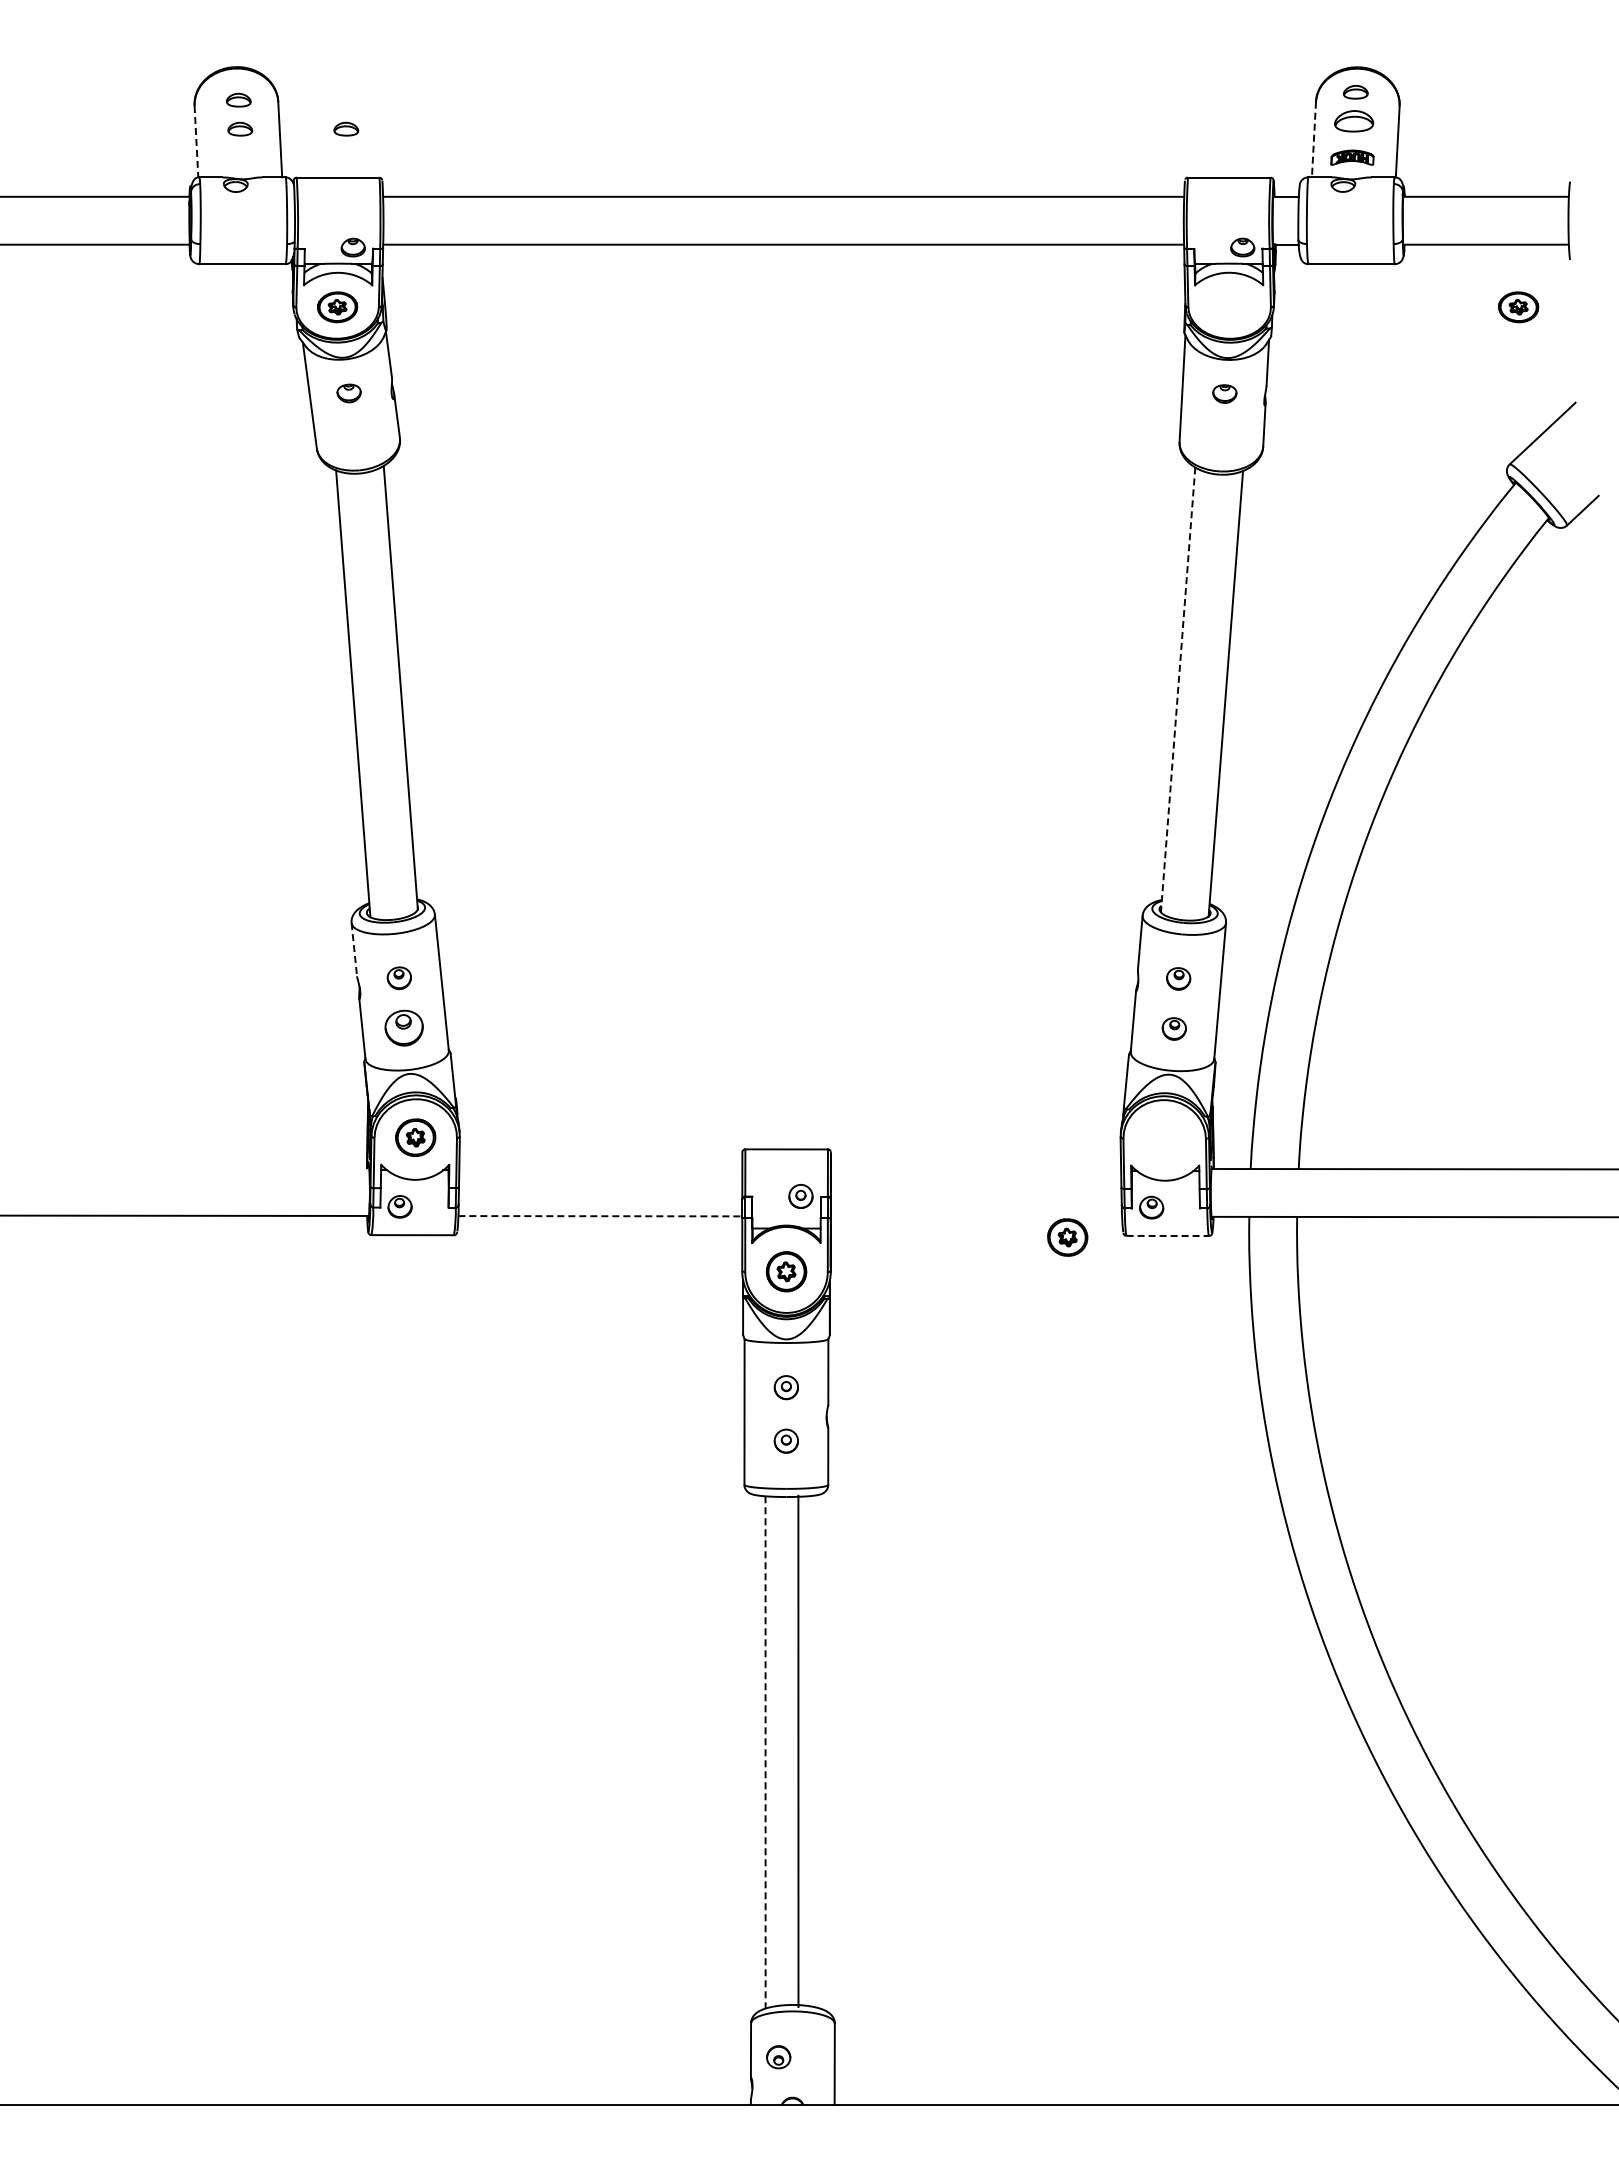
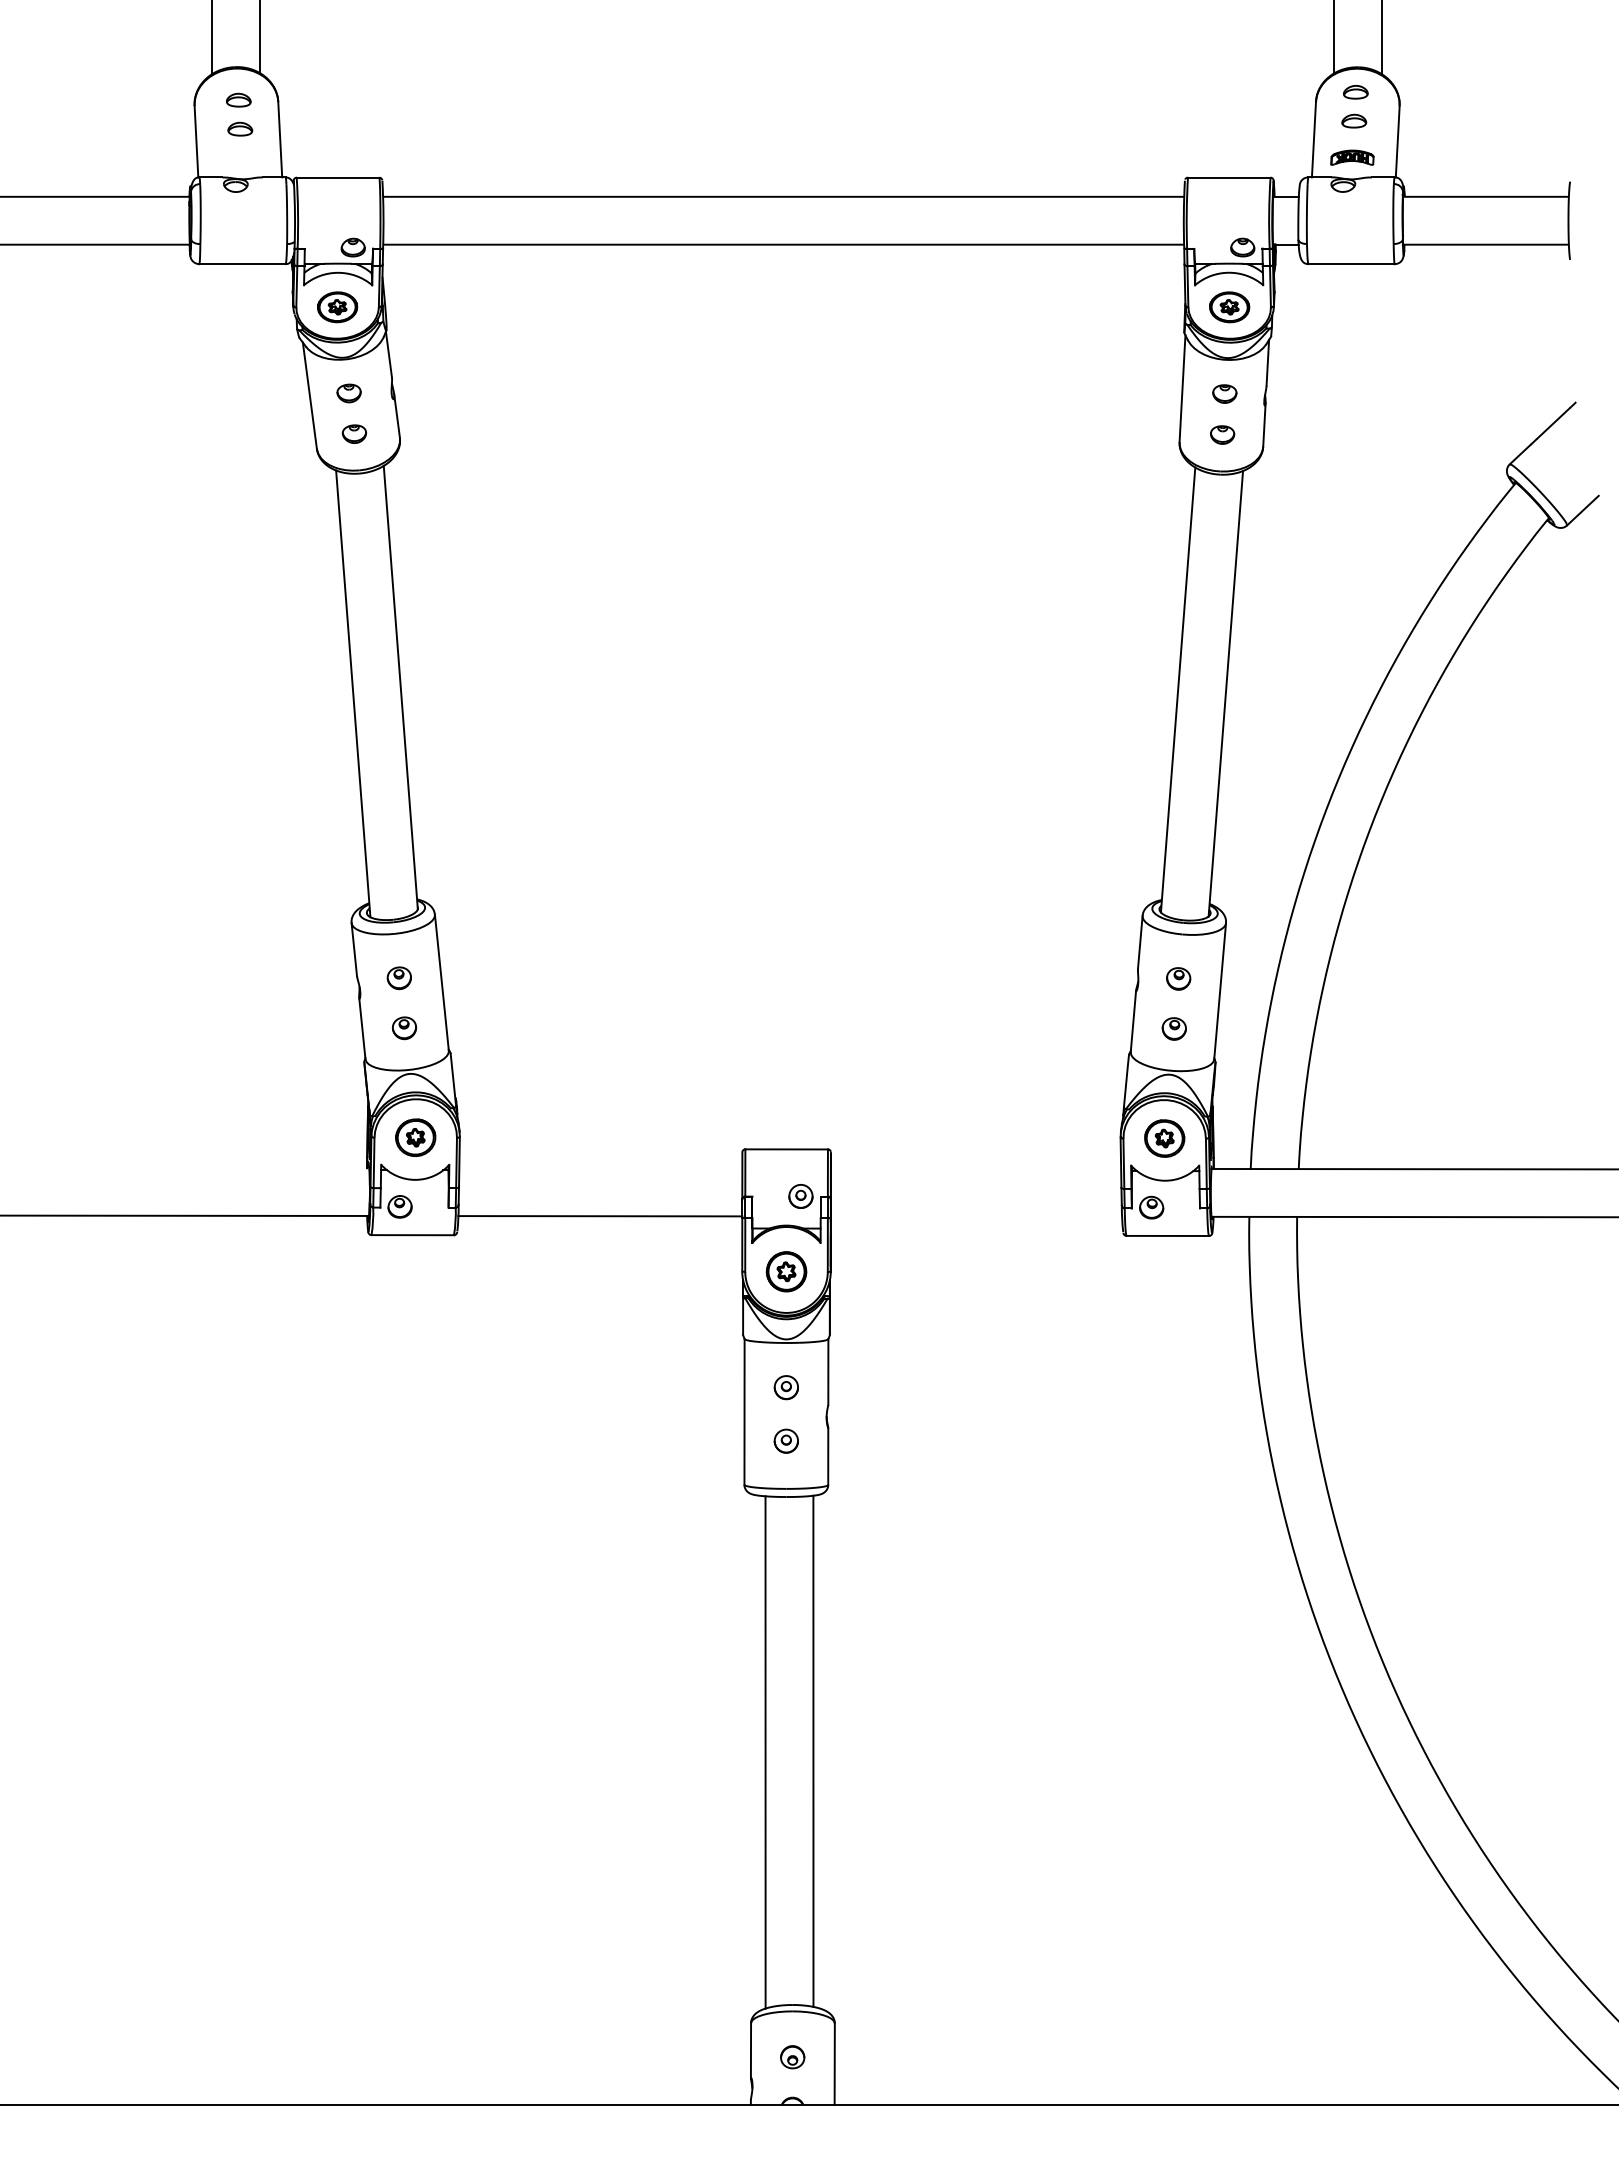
line: none -> present (260, 37)
line: none -> present (1334, 37)
line: none -> present (212, 38)
line: none -> present (1382, 38)
part size: 41x23 px -> 27x16 px (1354, 120)
part: present -> none (346, 128)
line: dashed -> solid (1313, 139)
line: dashed -> solid (196, 141)
part position: (1518, 307) -> (1229, 307) (1229, 307)
part: none -> present (354, 433)
part: none -> present (1222, 434)
line: dashed -> solid (1178, 690)
line: dashed -> solid (354, 949)
part size: 40x38 px -> 26x25 px (404, 1028)
line: dashed -> solid (600, 1216)
line: dashed -> solid (1168, 1235)
part position: (1067, 1237) -> (1164, 1138) (1164, 1138)
line position: (798, 1751) -> (813, 1751) (813, 1751)
line: dashed -> solid (765, 1753)
part position: (778, 2057) -> (792, 2057) (792, 2057)
